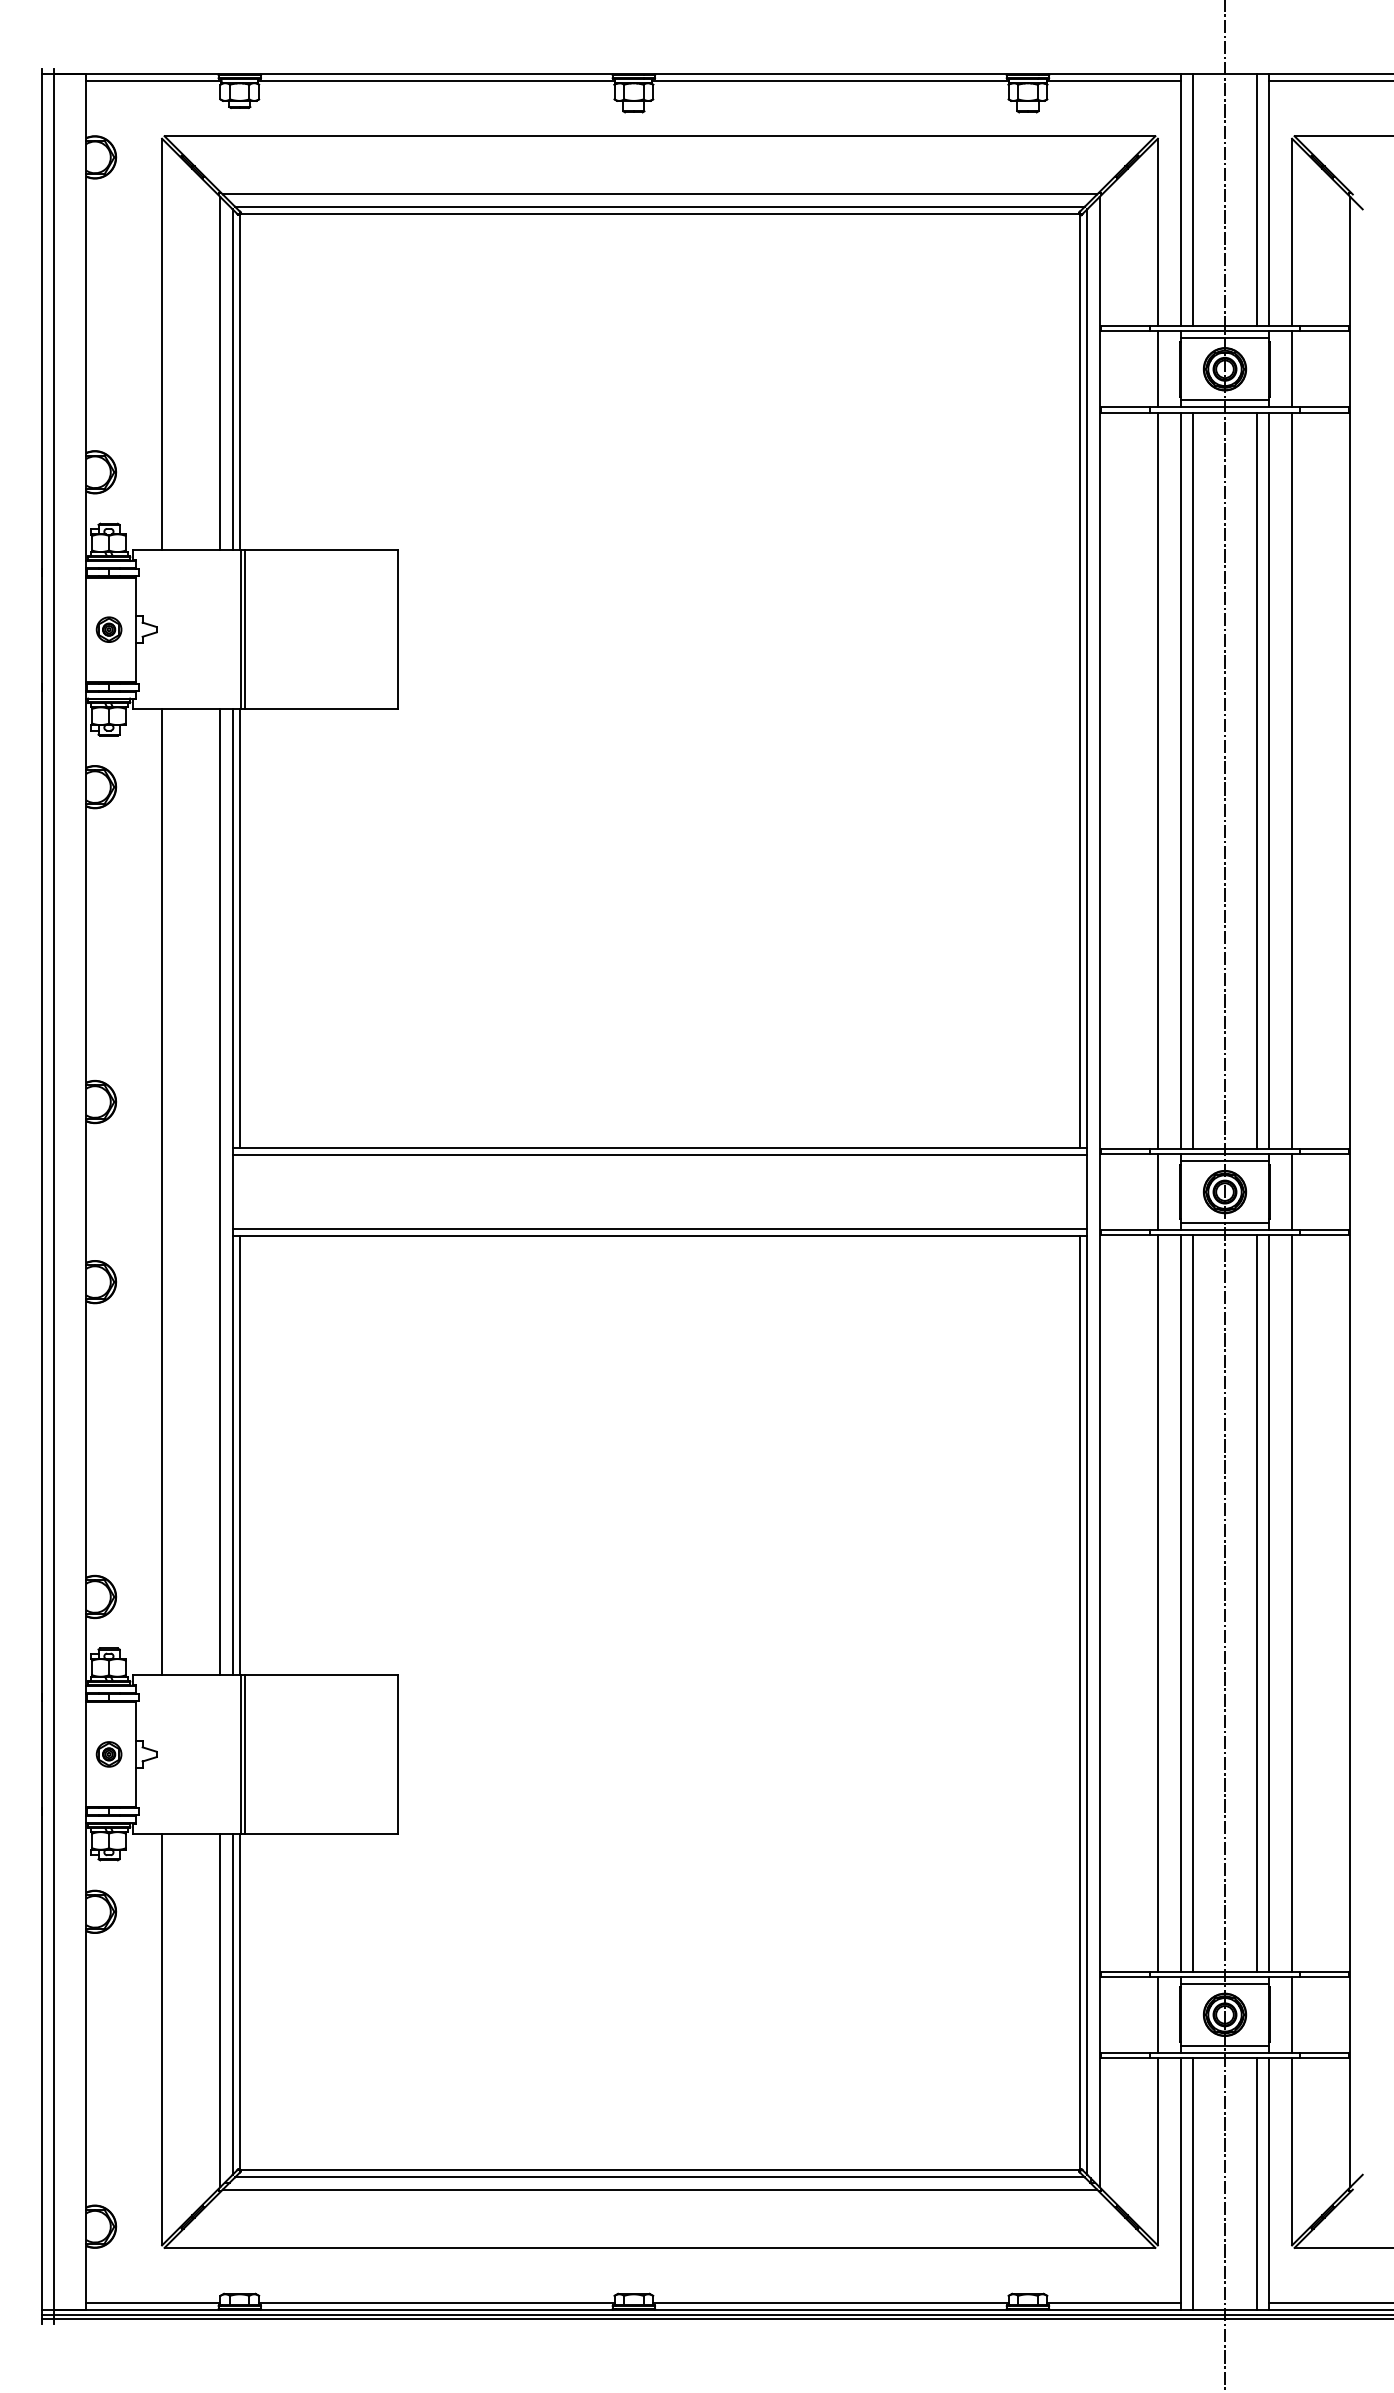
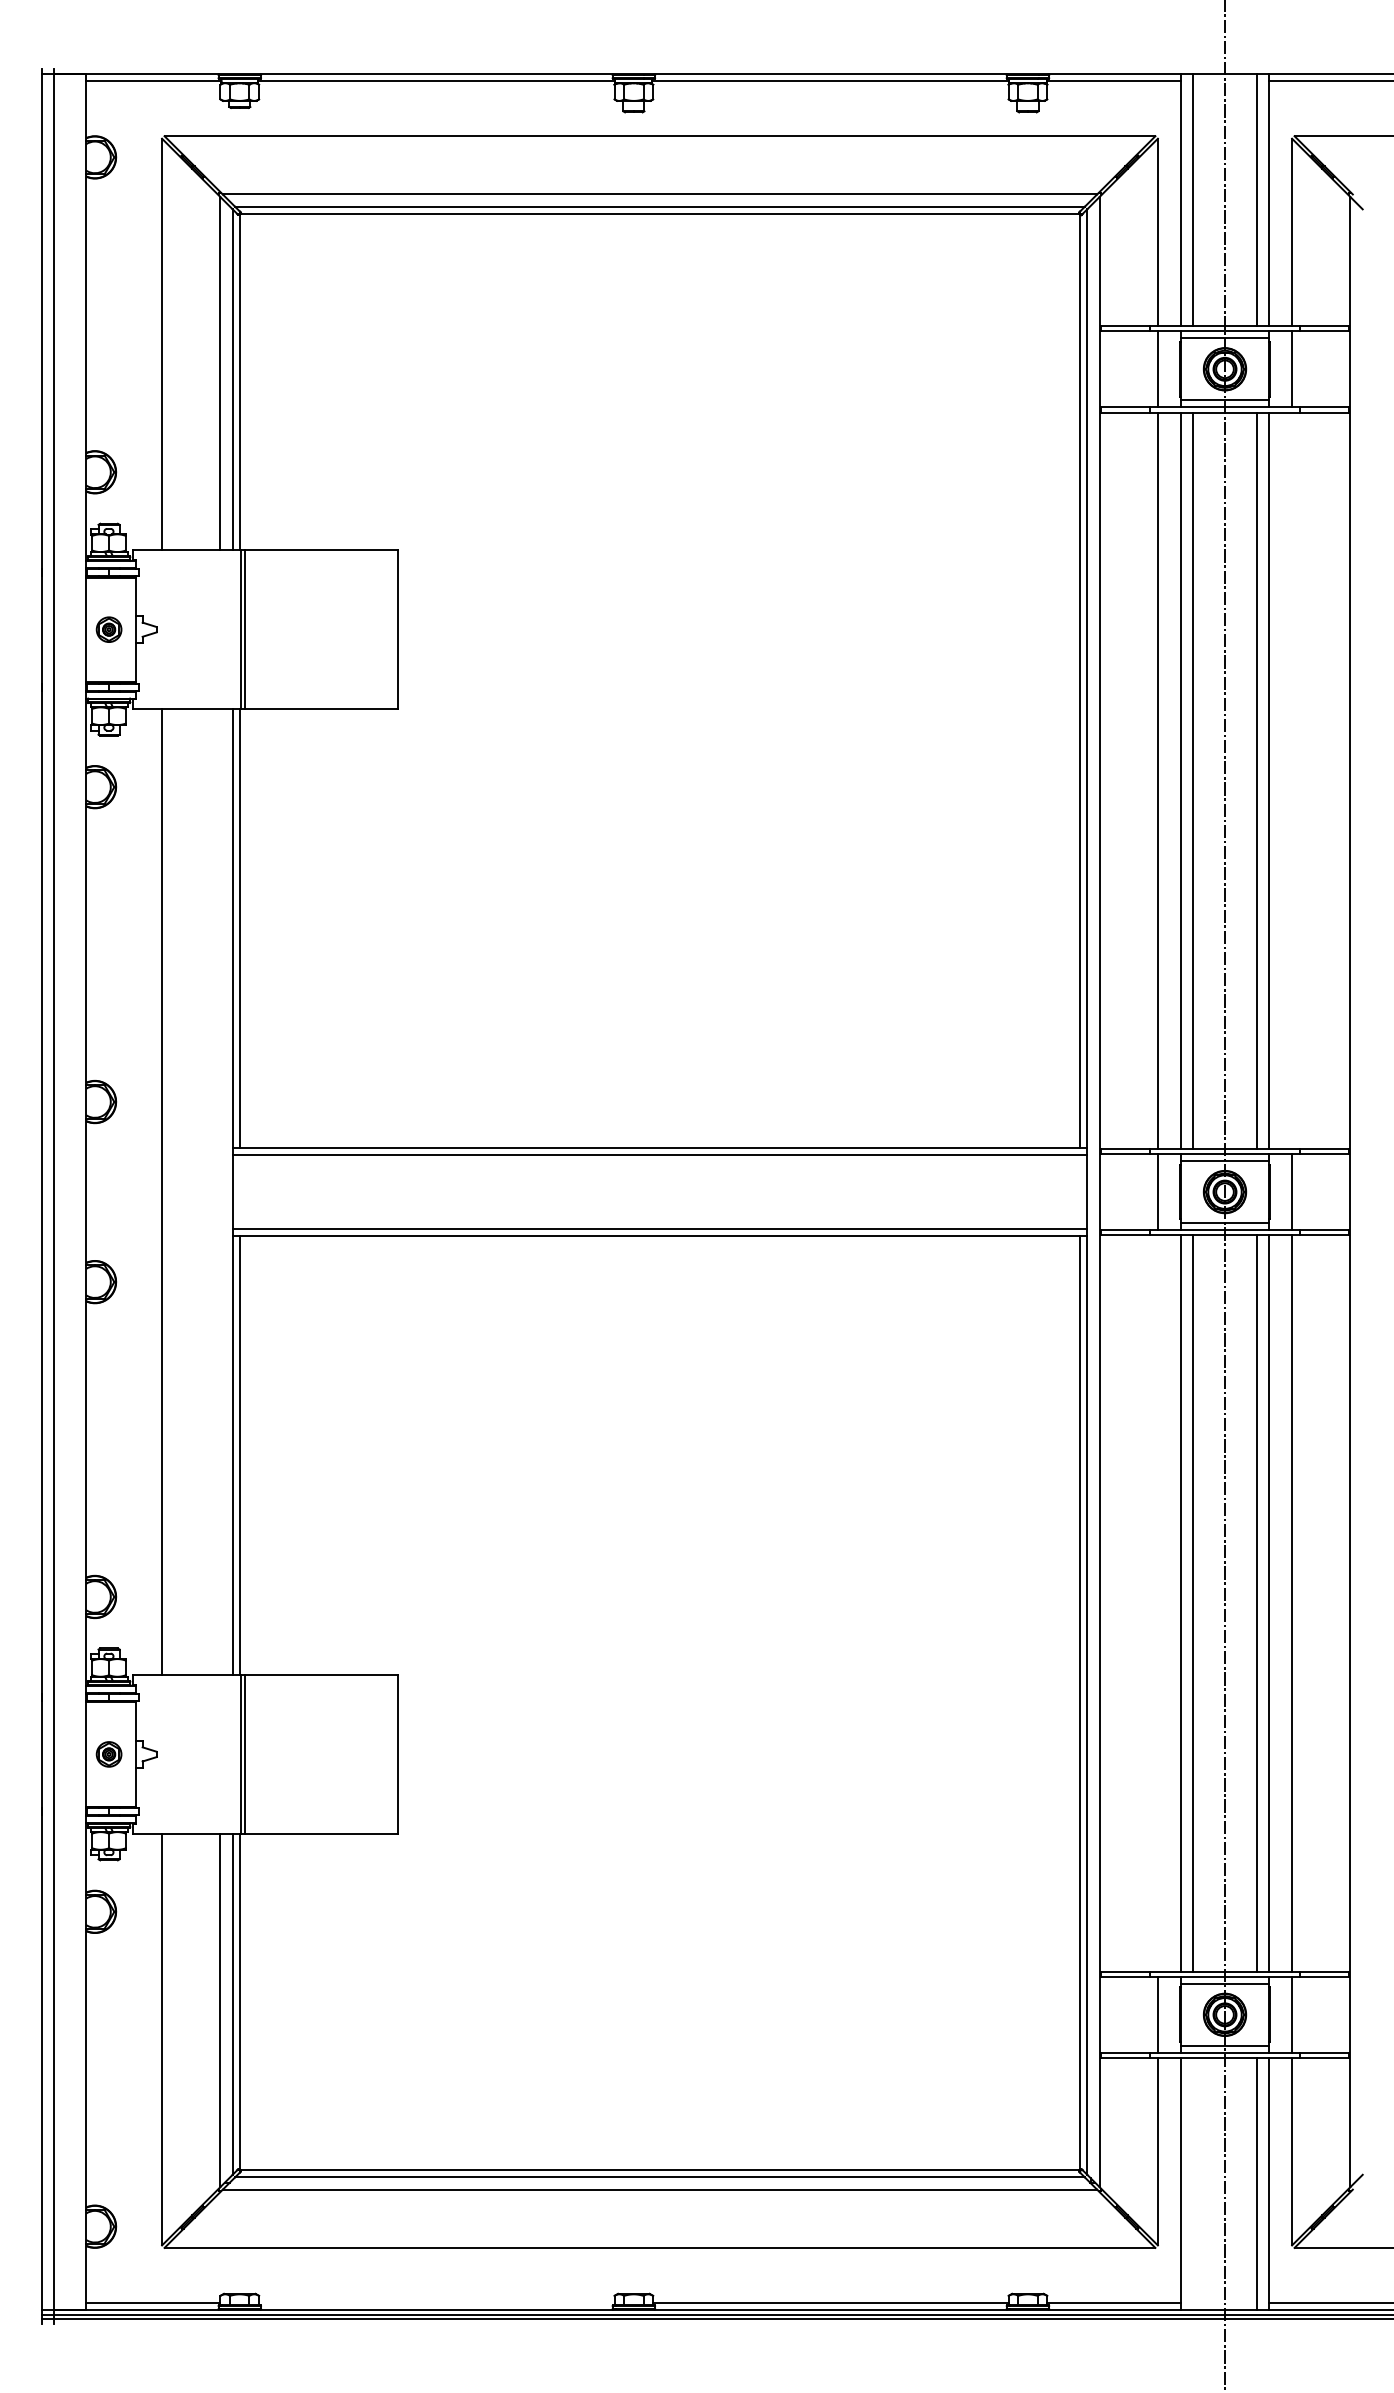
line: present -> none (1292, 780)
line: present -> none (220, 1191)
line: present -> none (1157, 1603)
line: present -> none (1193, 2183)
line: present -> none (436, 2302)
